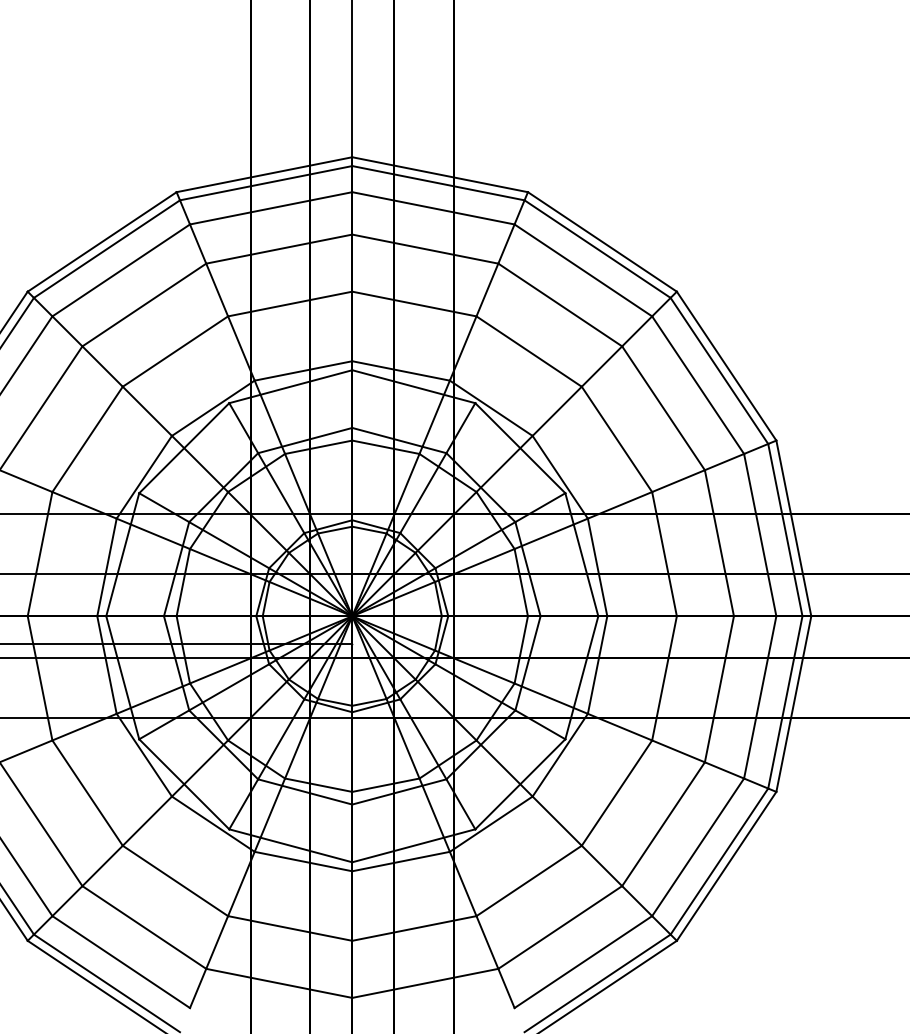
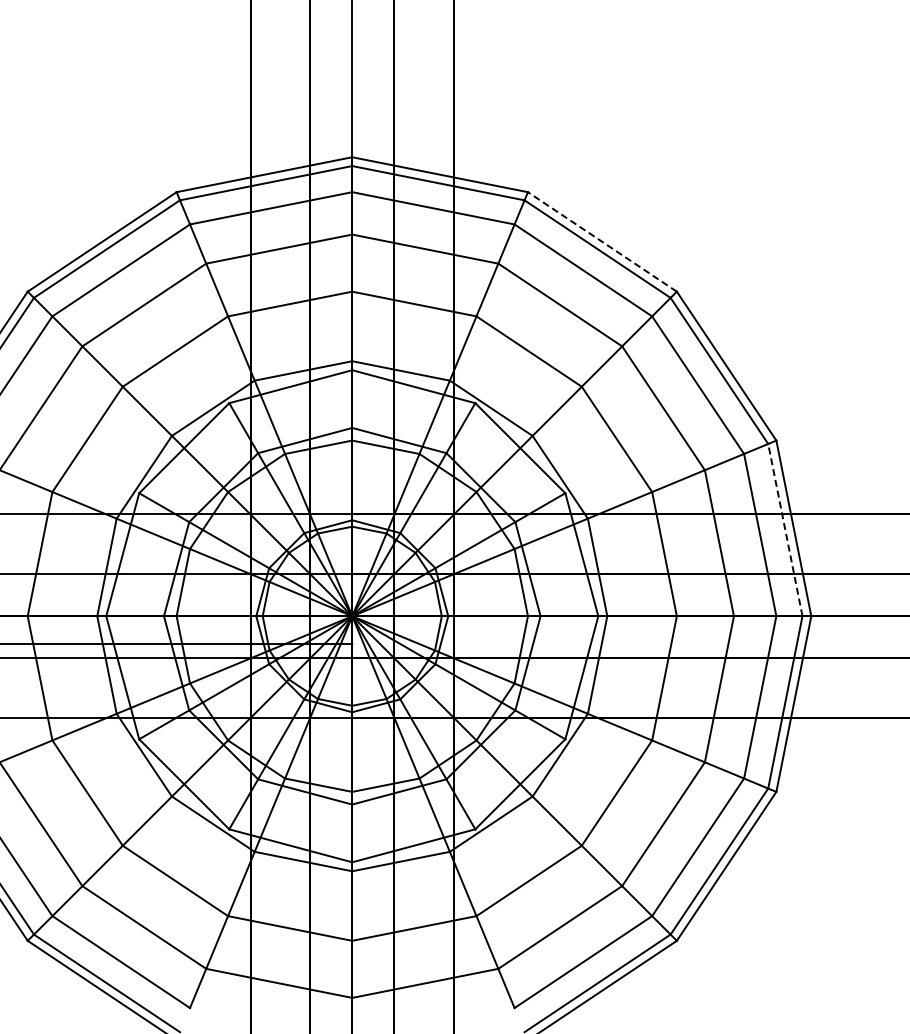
line: solid -> dashed (602, 241)
line: solid -> dashed (785, 530)
